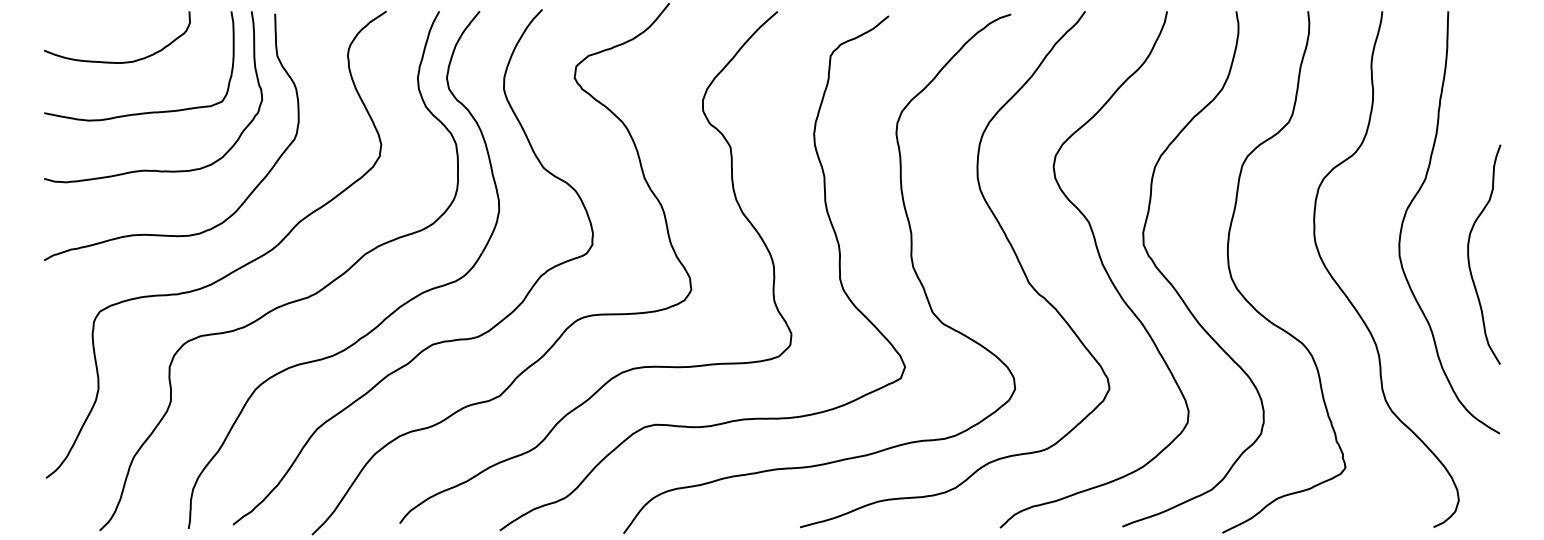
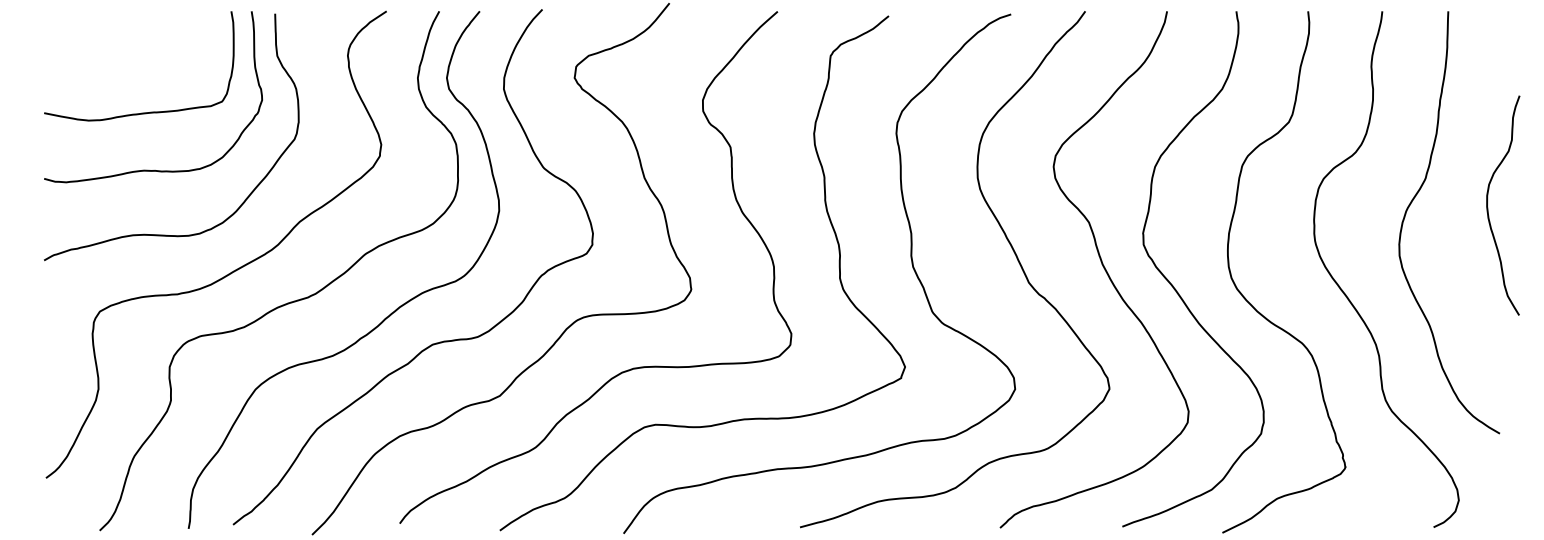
curve: present -> none (112, 61)
curve position: (1469, 256) -> (1488, 207) (1488, 207)
